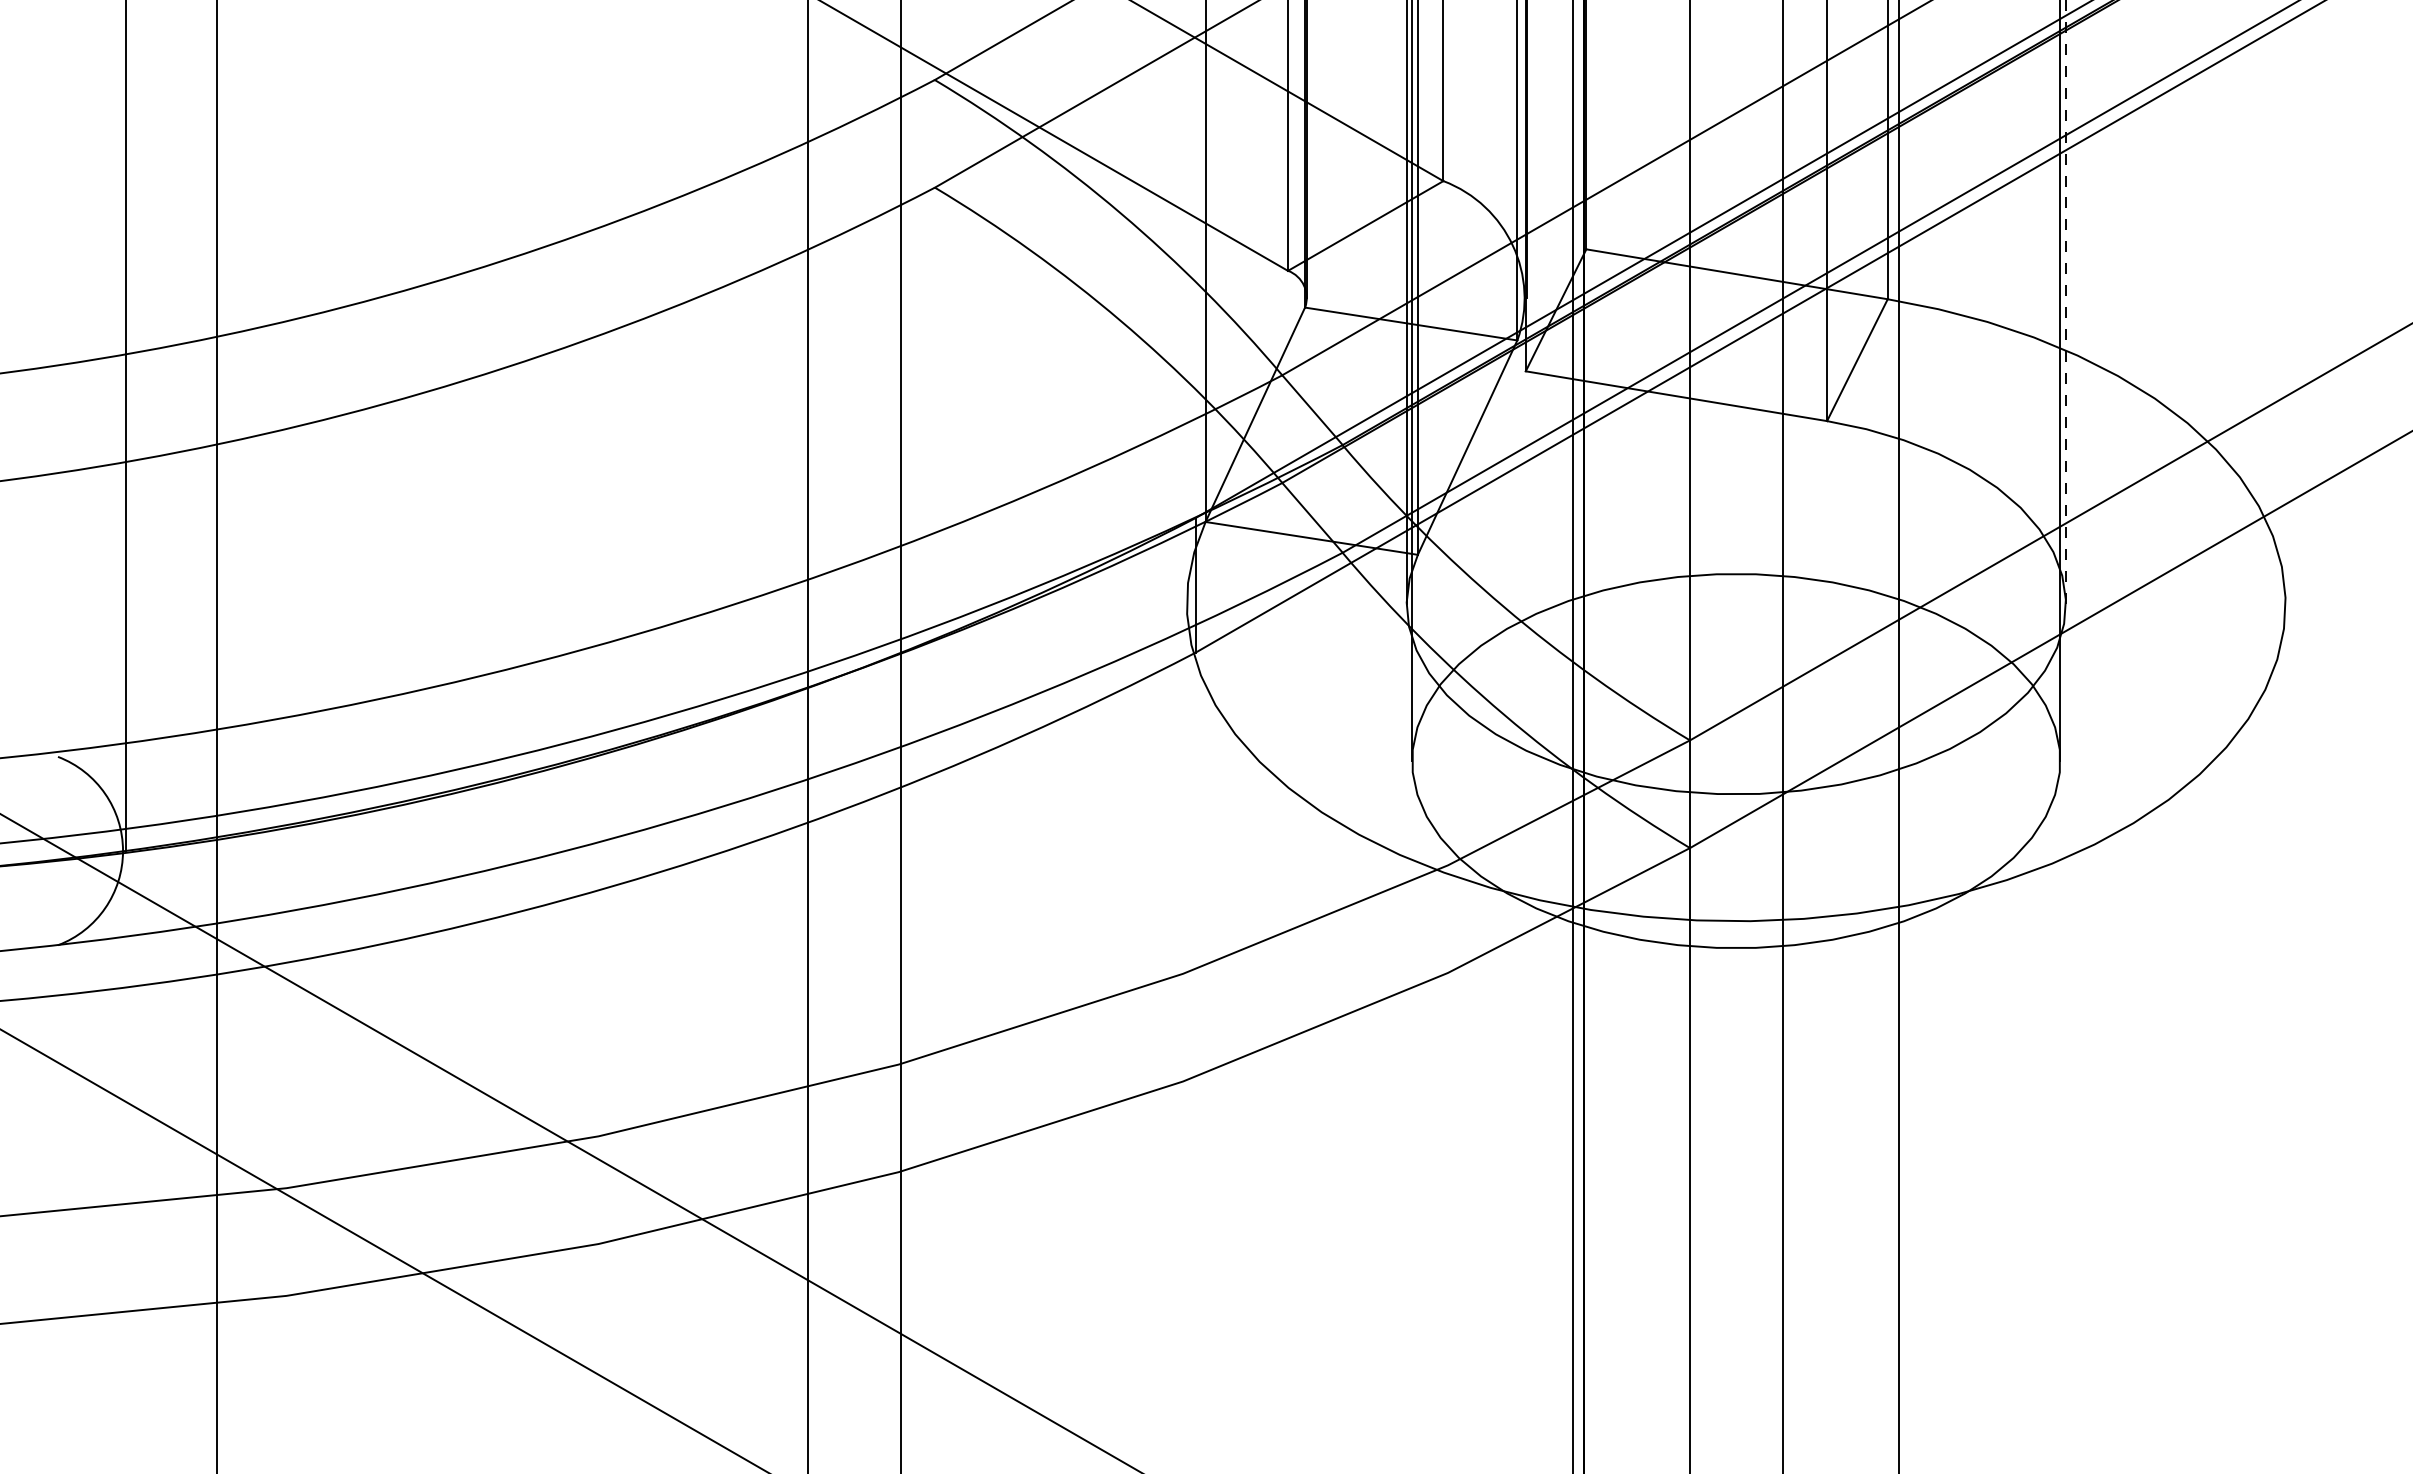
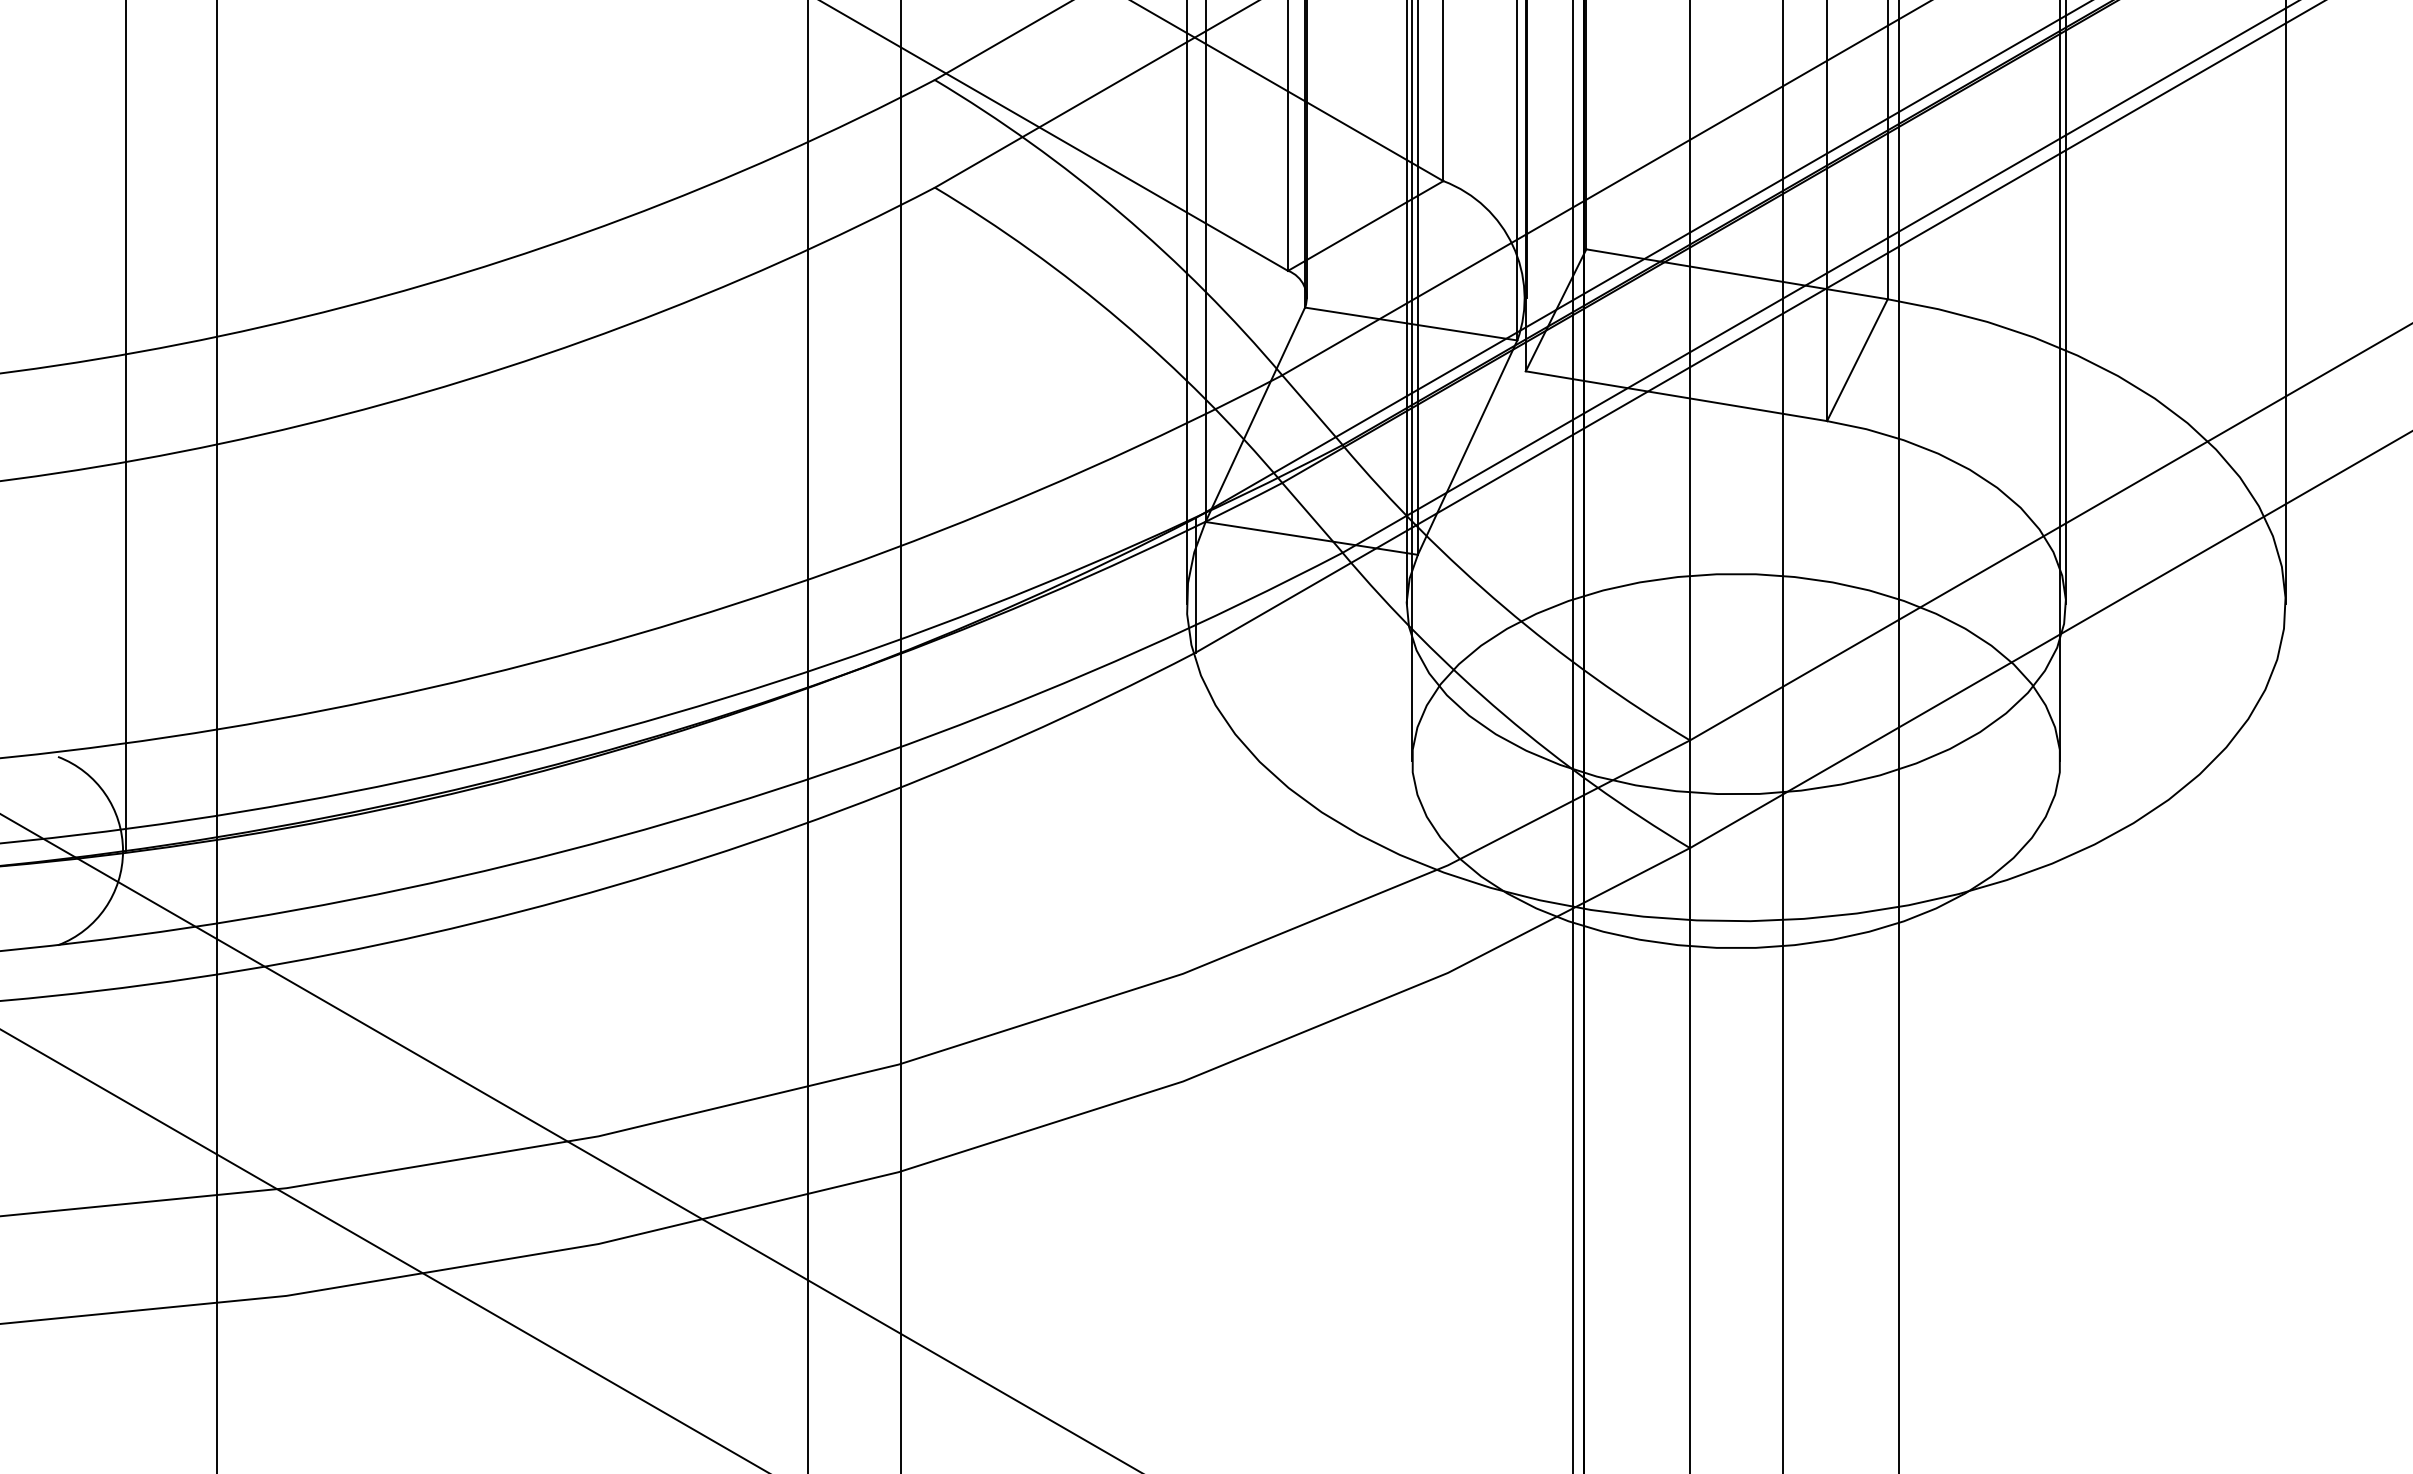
line: dashed -> solid (2065, 302)
line: none -> present (1186, 303)
line: none -> present (2285, 303)
